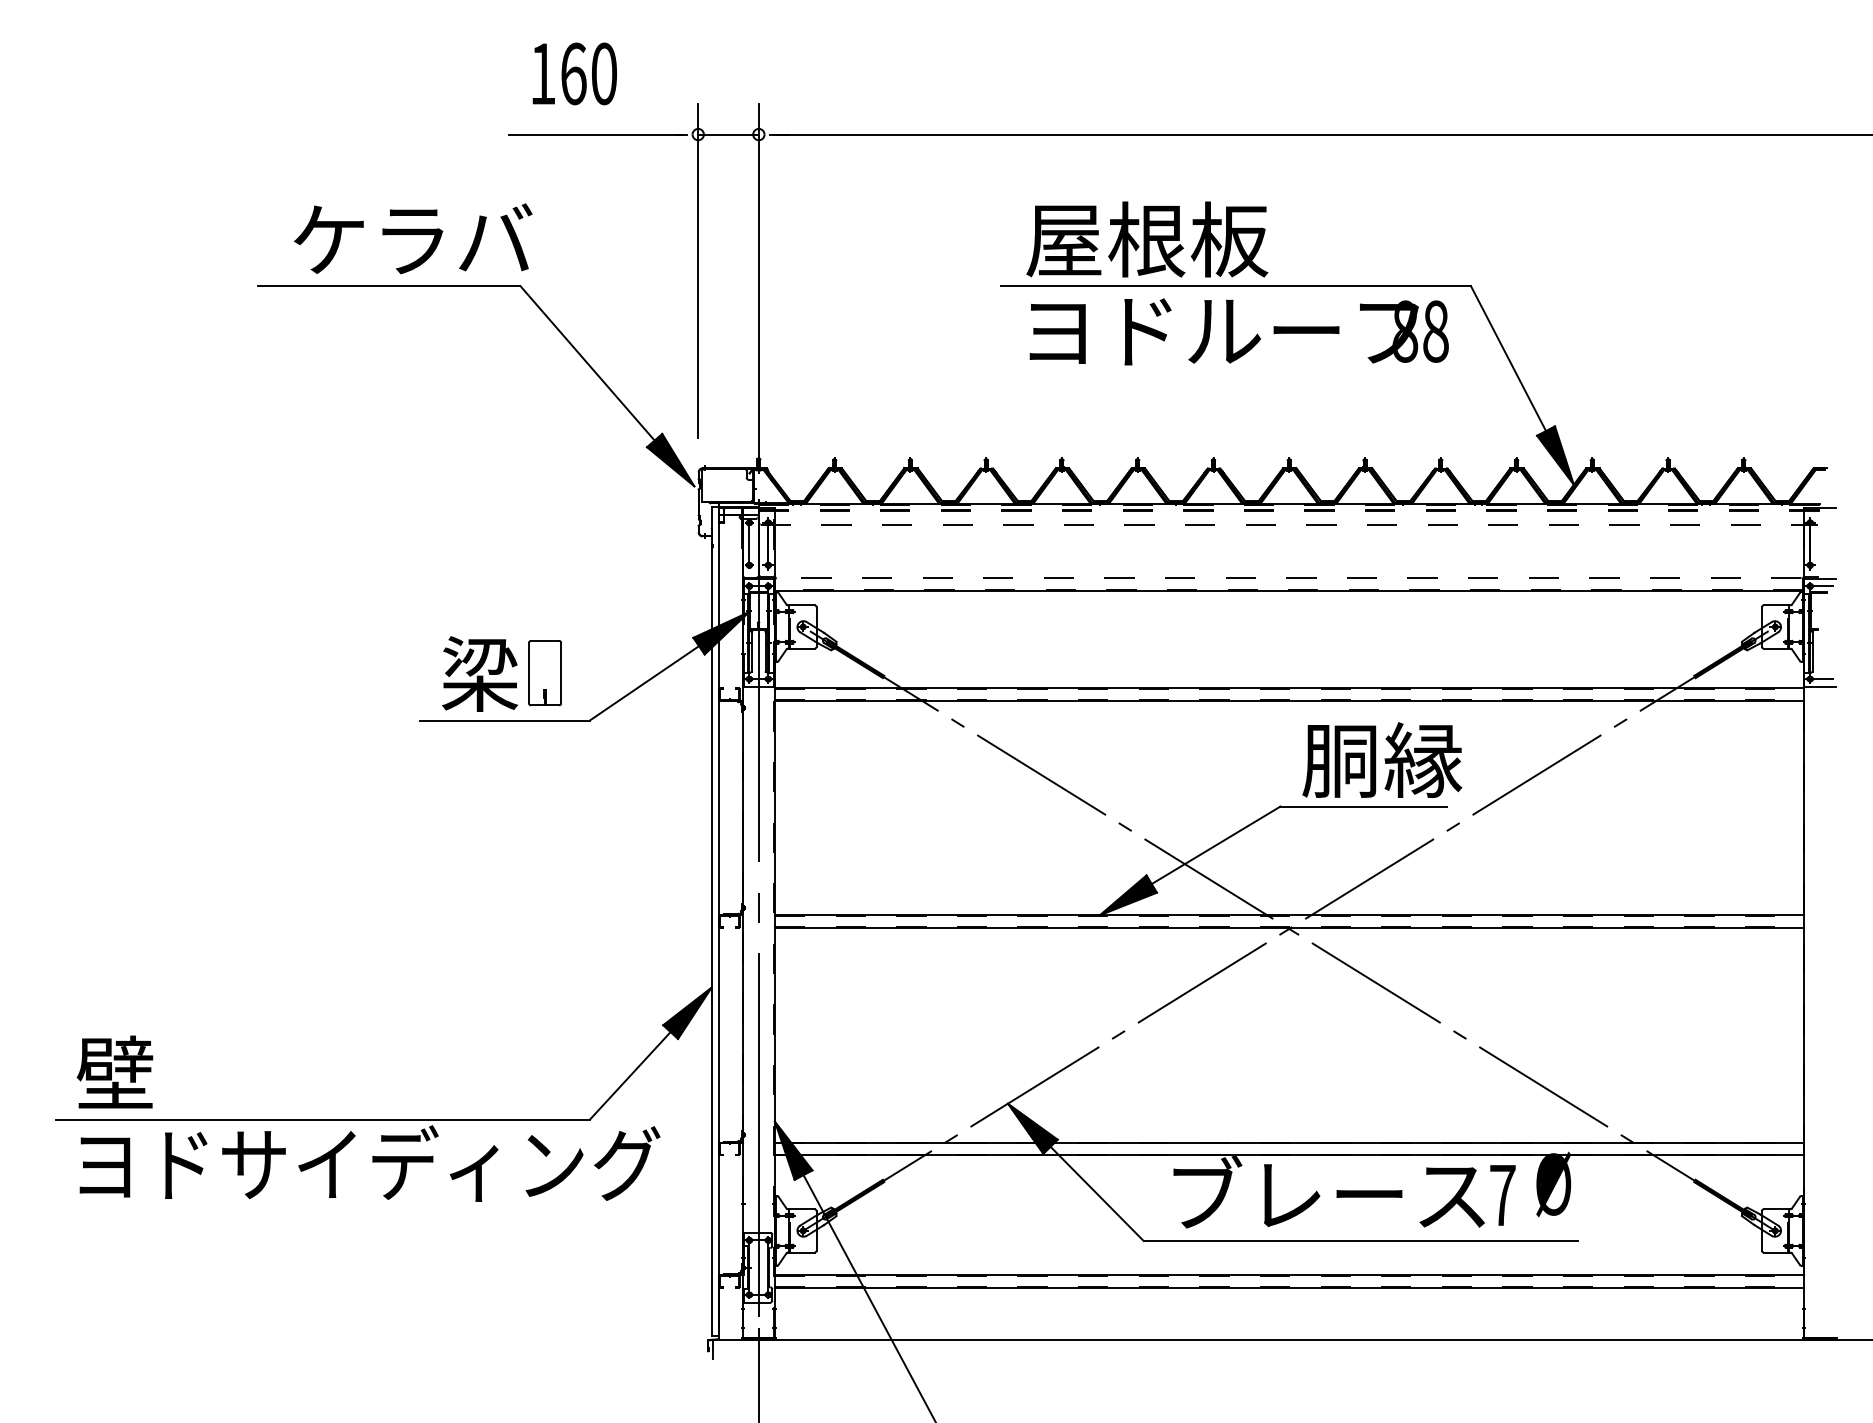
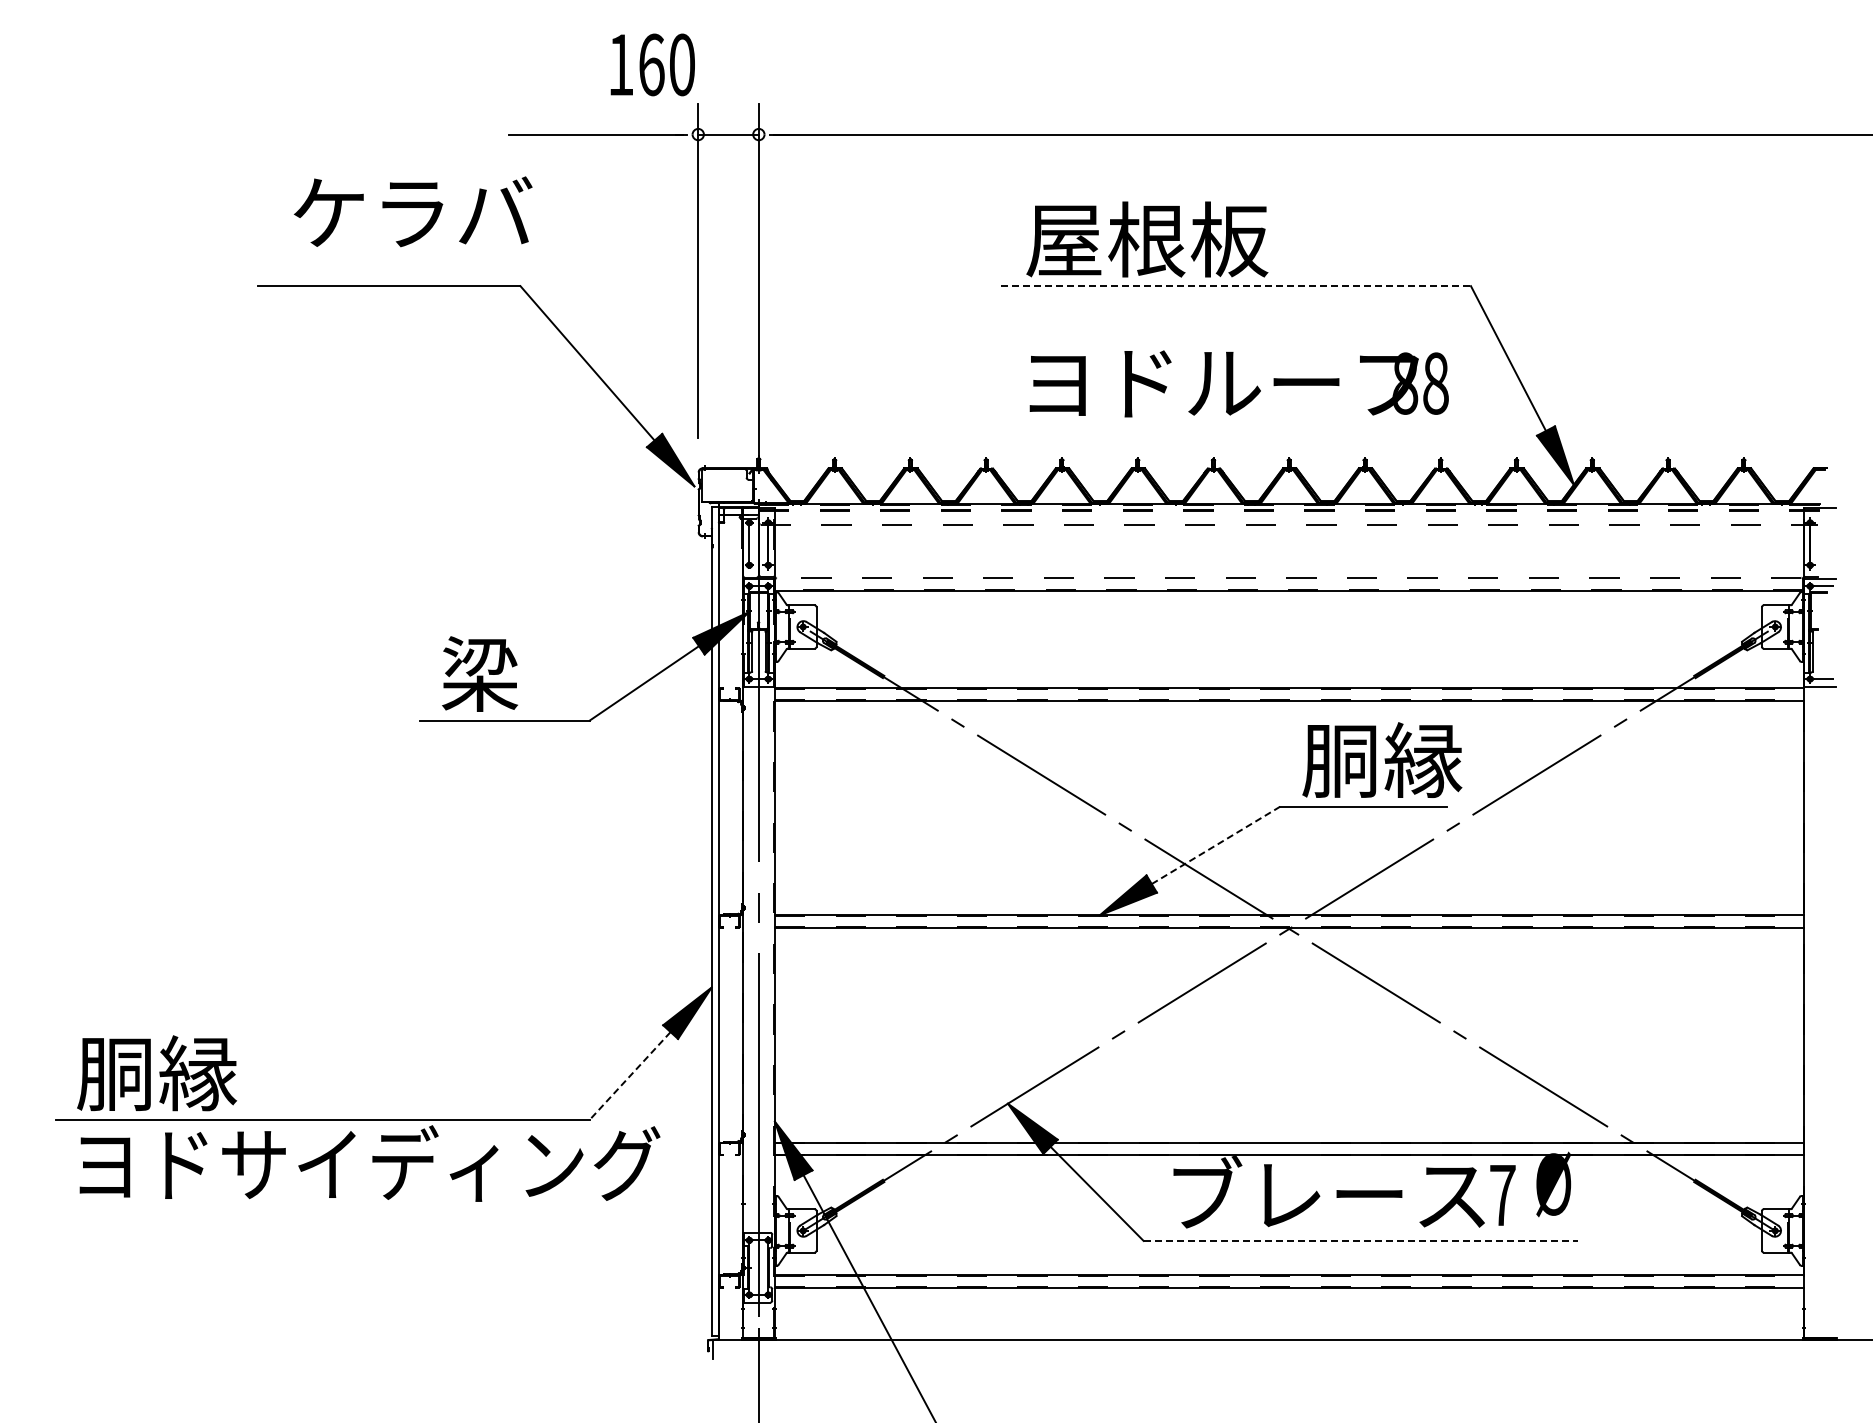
text position: (574, 73) -> (652, 64) (652, 64)
text position: (413, 238) -> (413, 211) (413, 211)
line: solid -> dashed (1236, 286)
text position: (1238, 331) -> (1238, 383) (1238, 383)
part: present -> none (544, 673)
line: solid -> dashed (1216, 845)
text: 壁 -> 胴縁 (156, 1073)
line: solid -> dashed (630, 1075)
line: solid -> dashed (1361, 1240)
